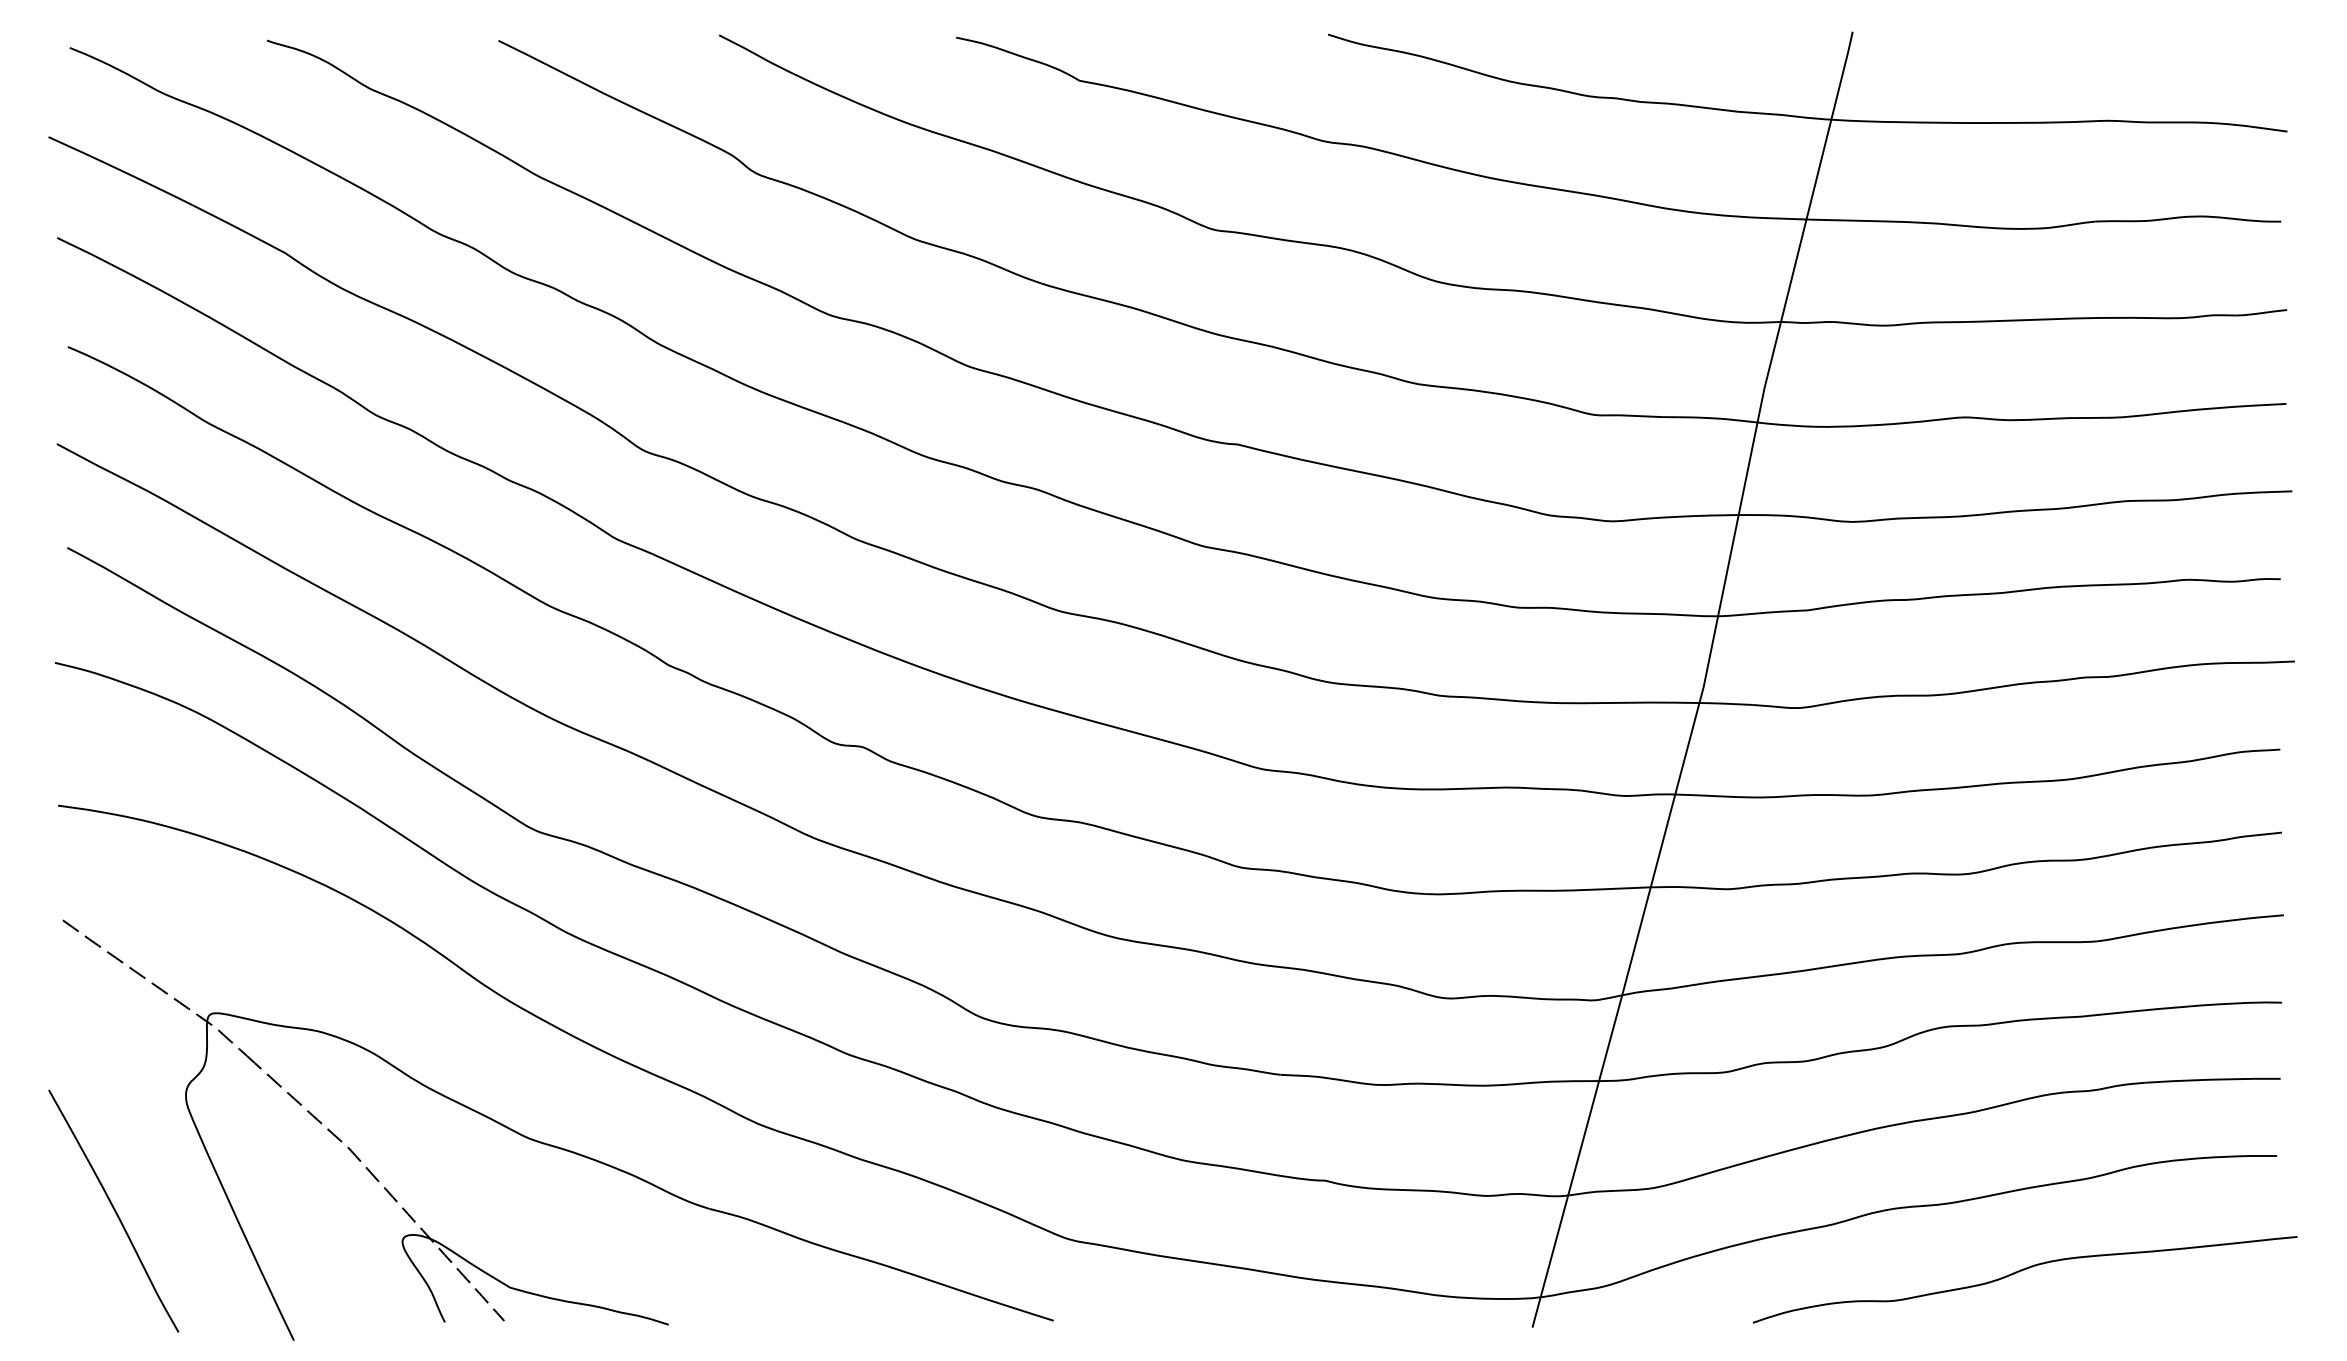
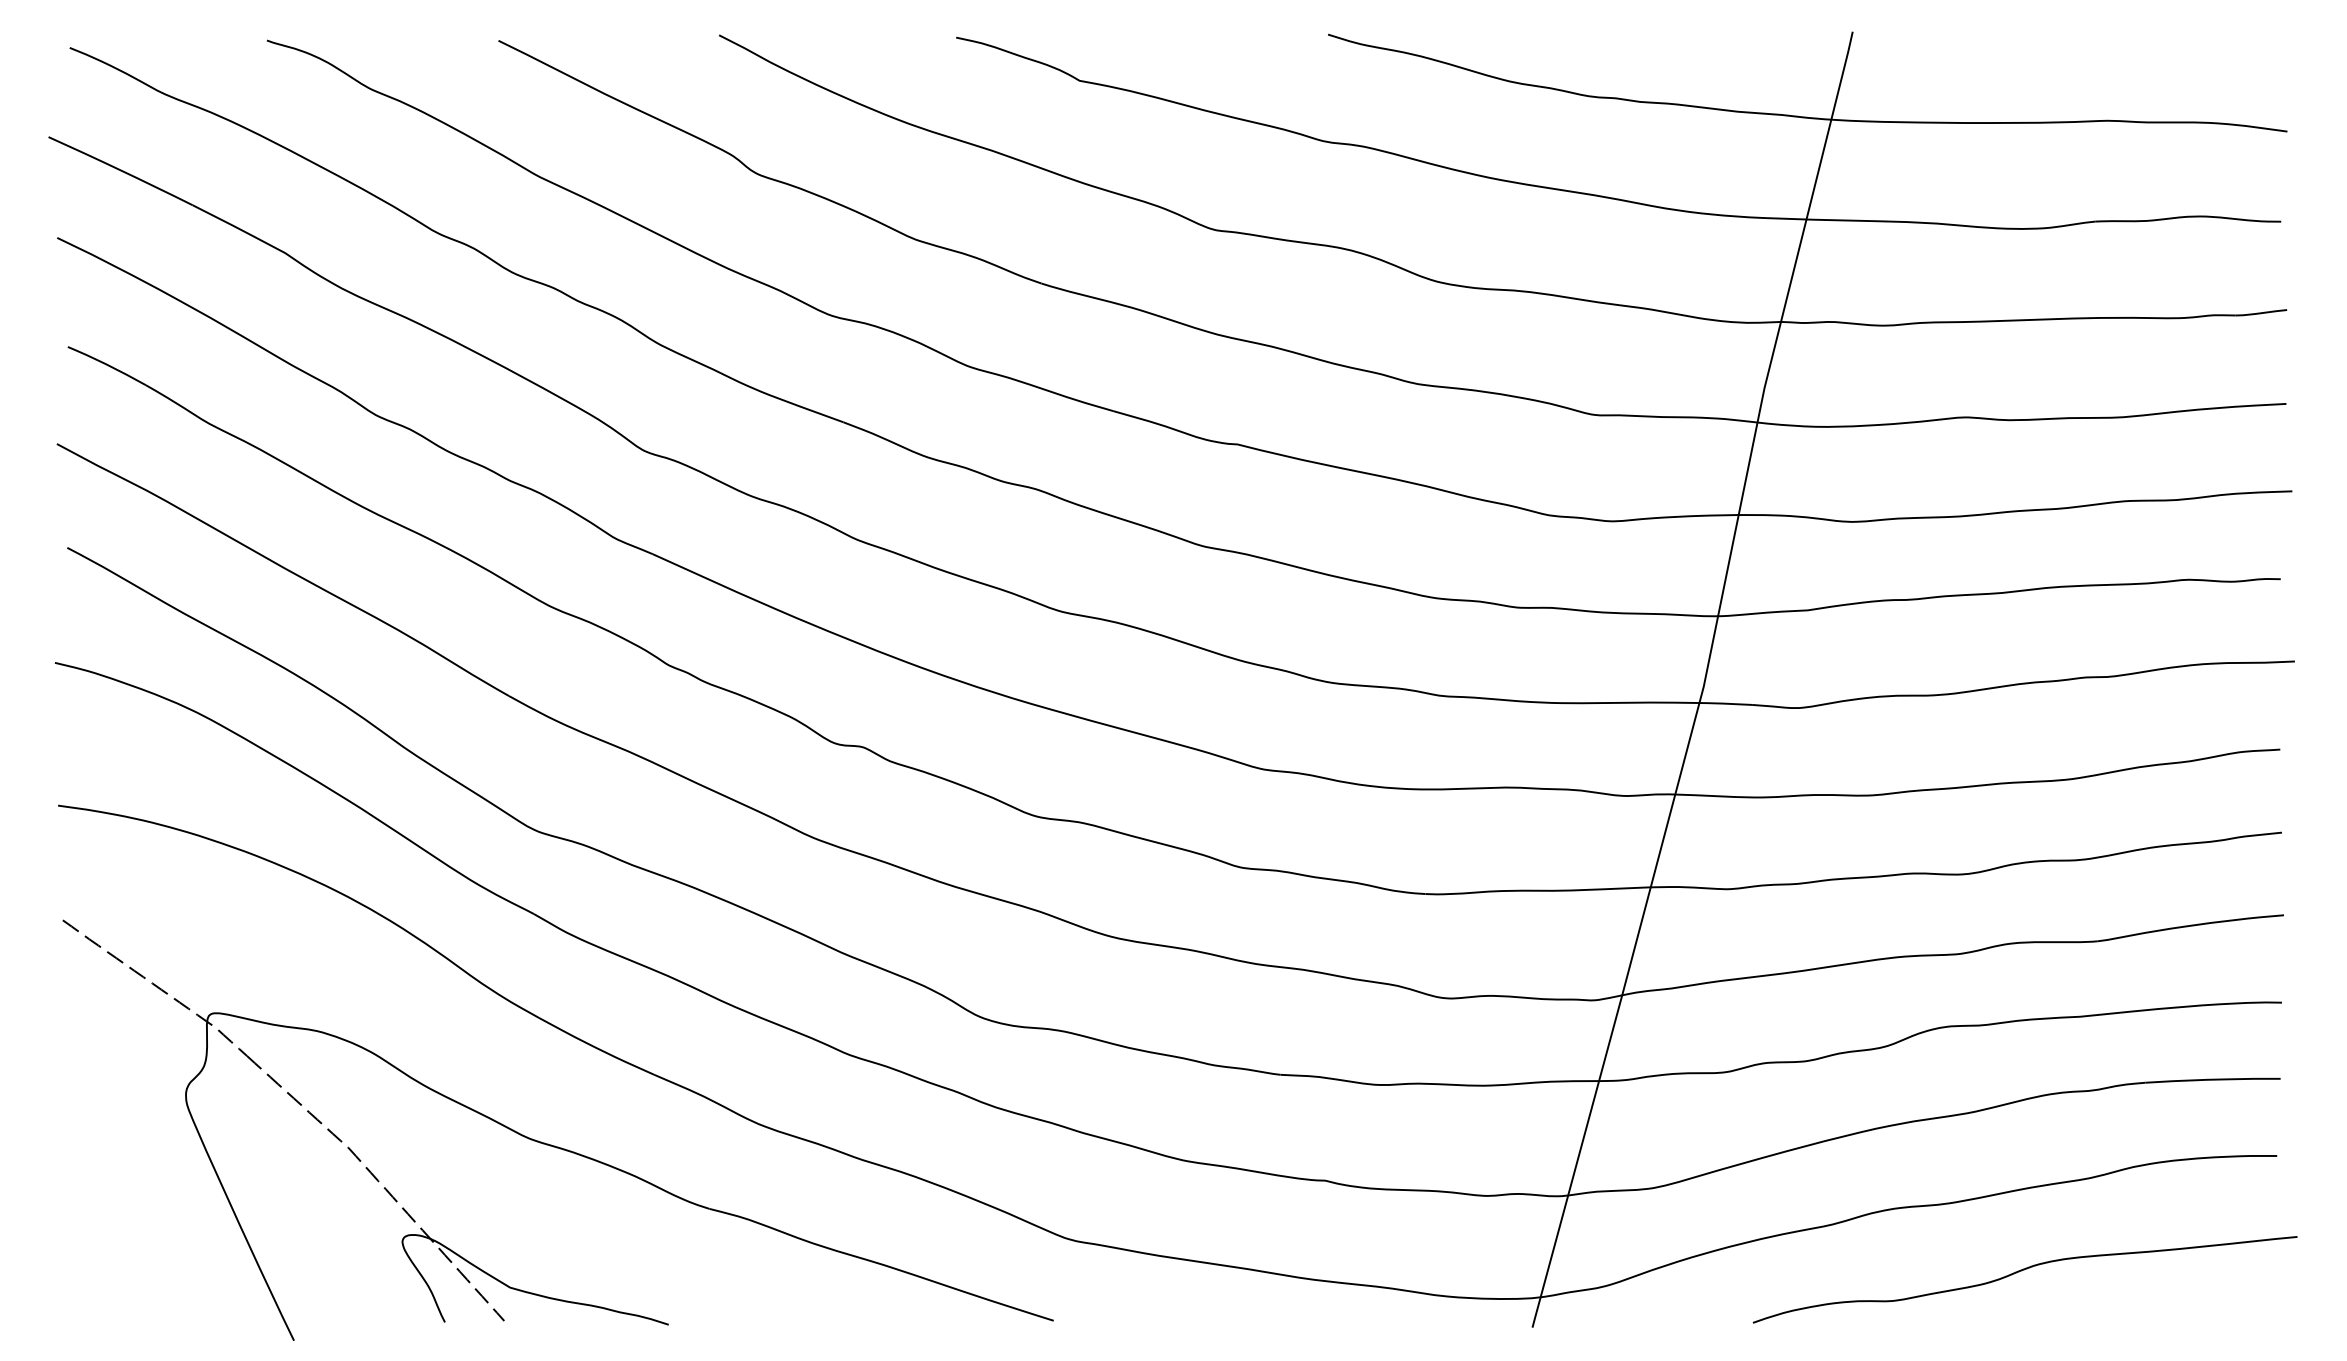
curve: present -> none (113, 1209)
